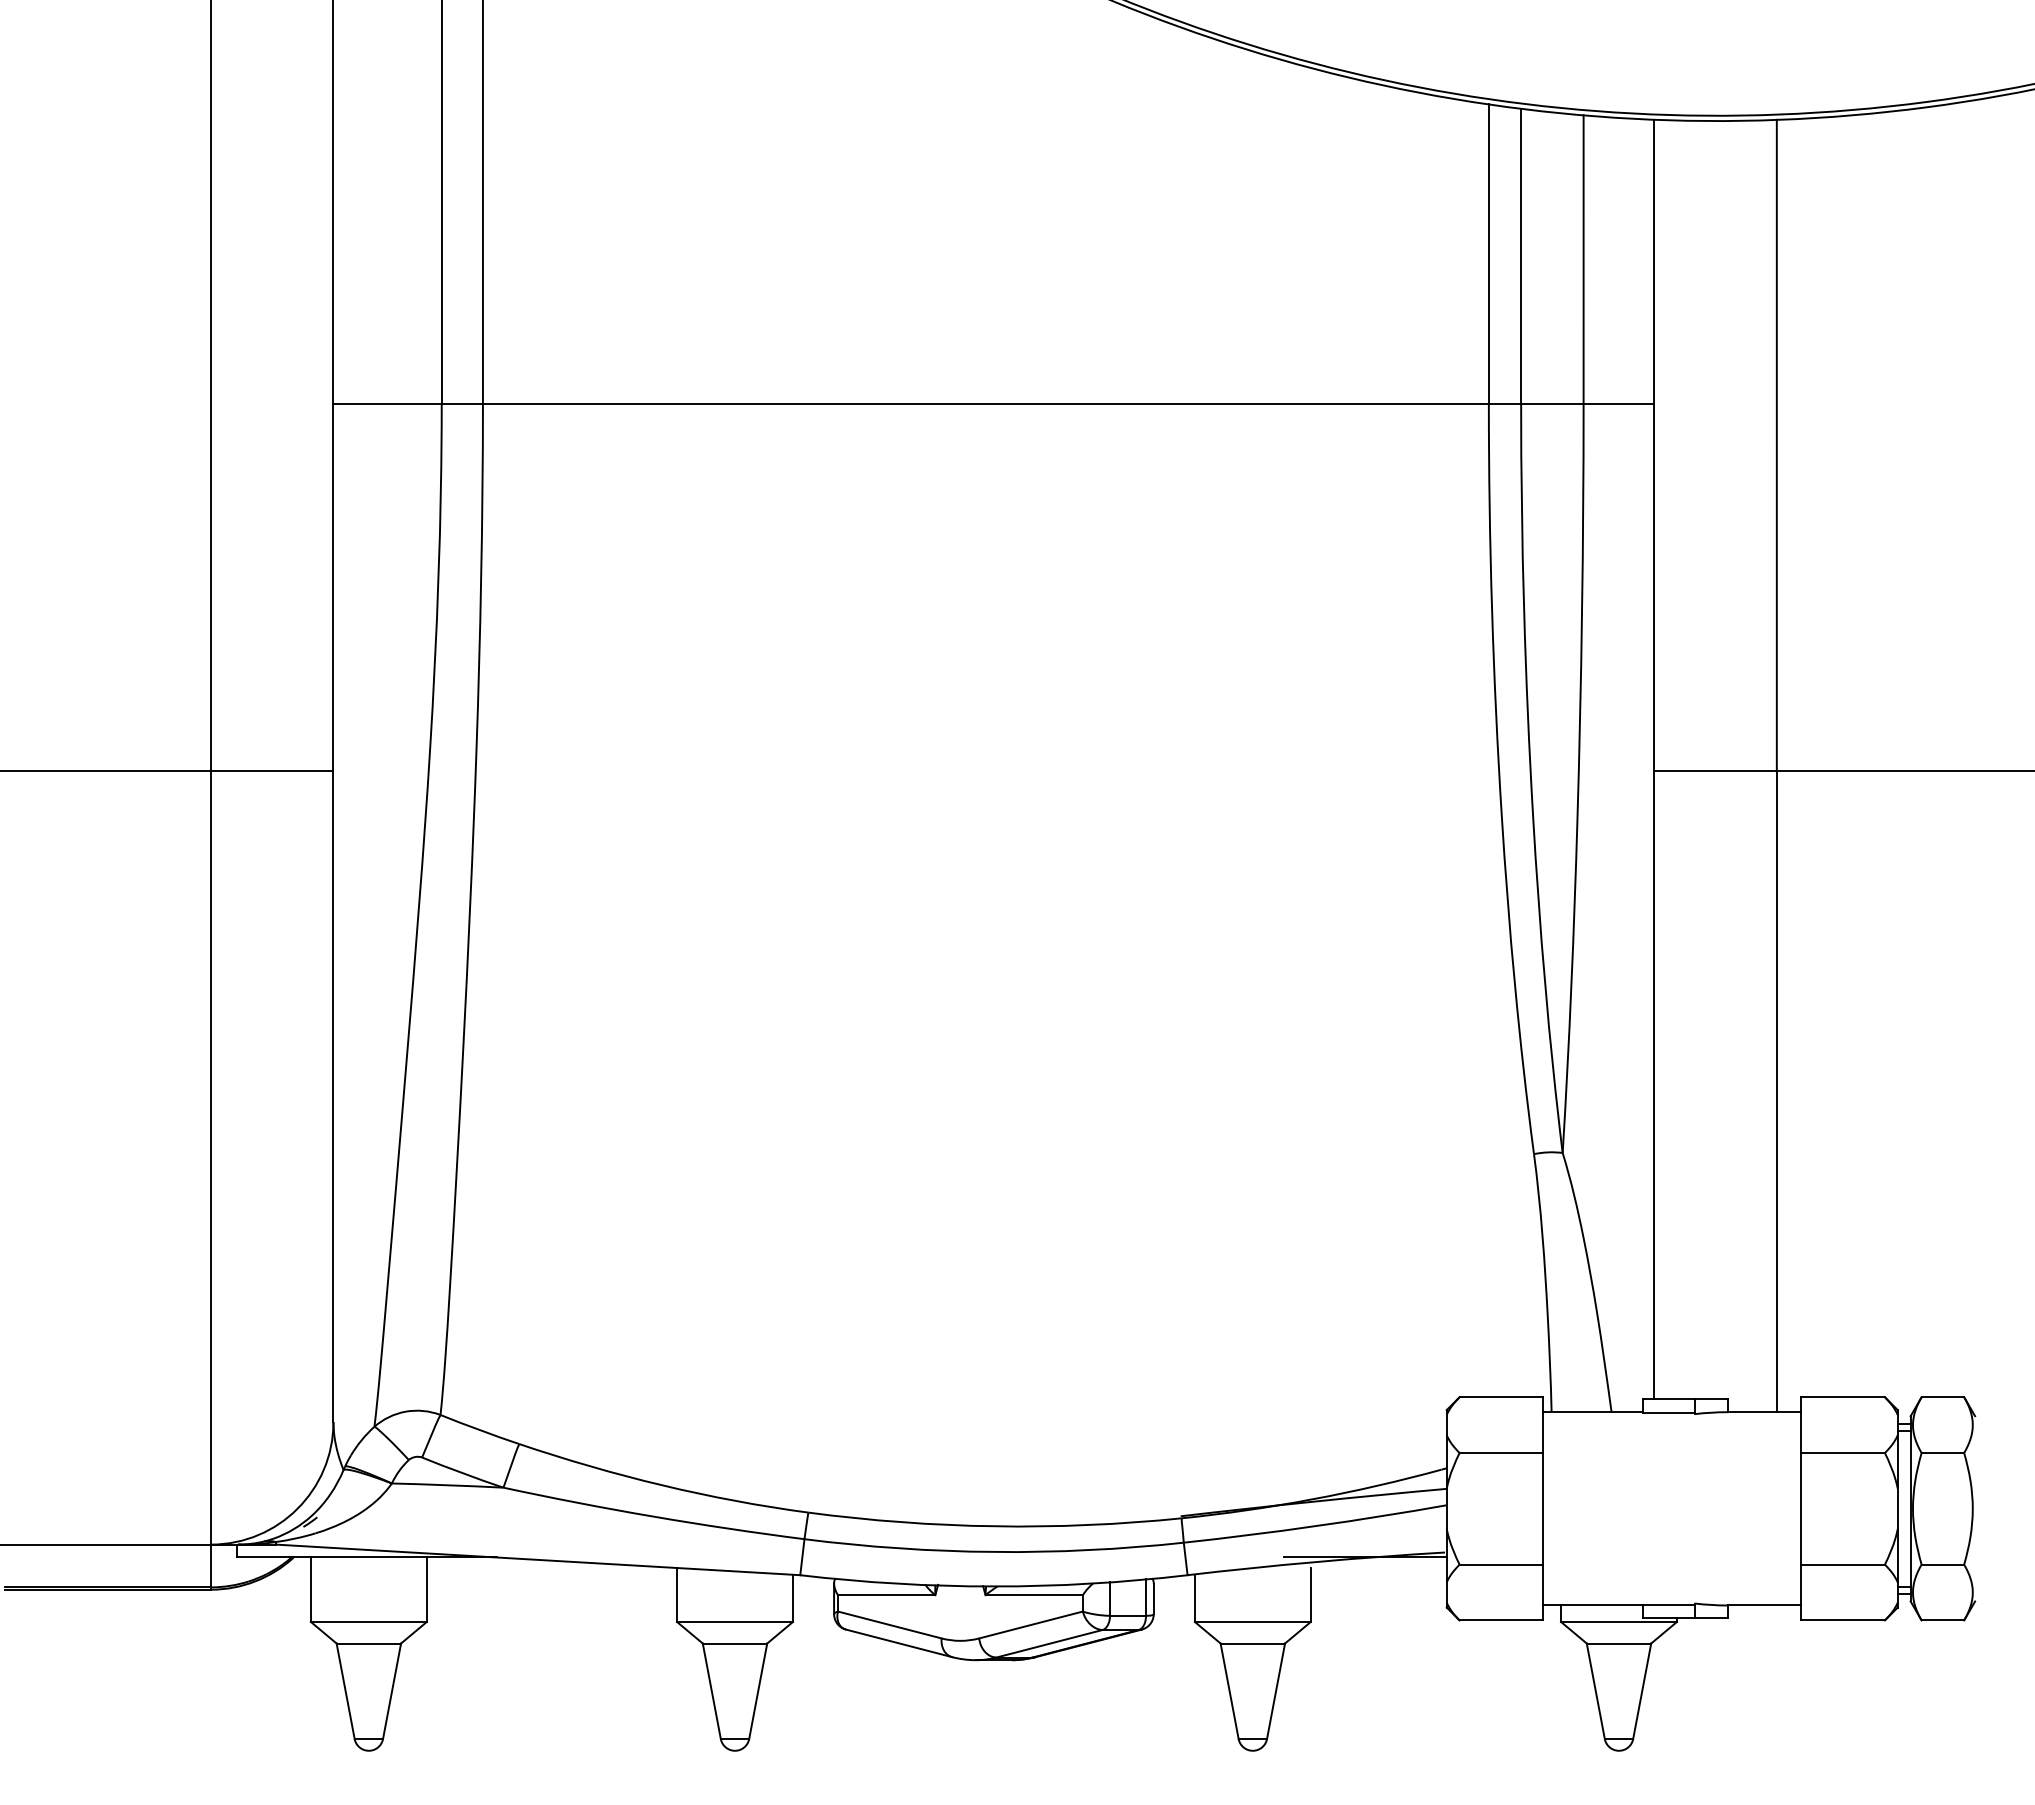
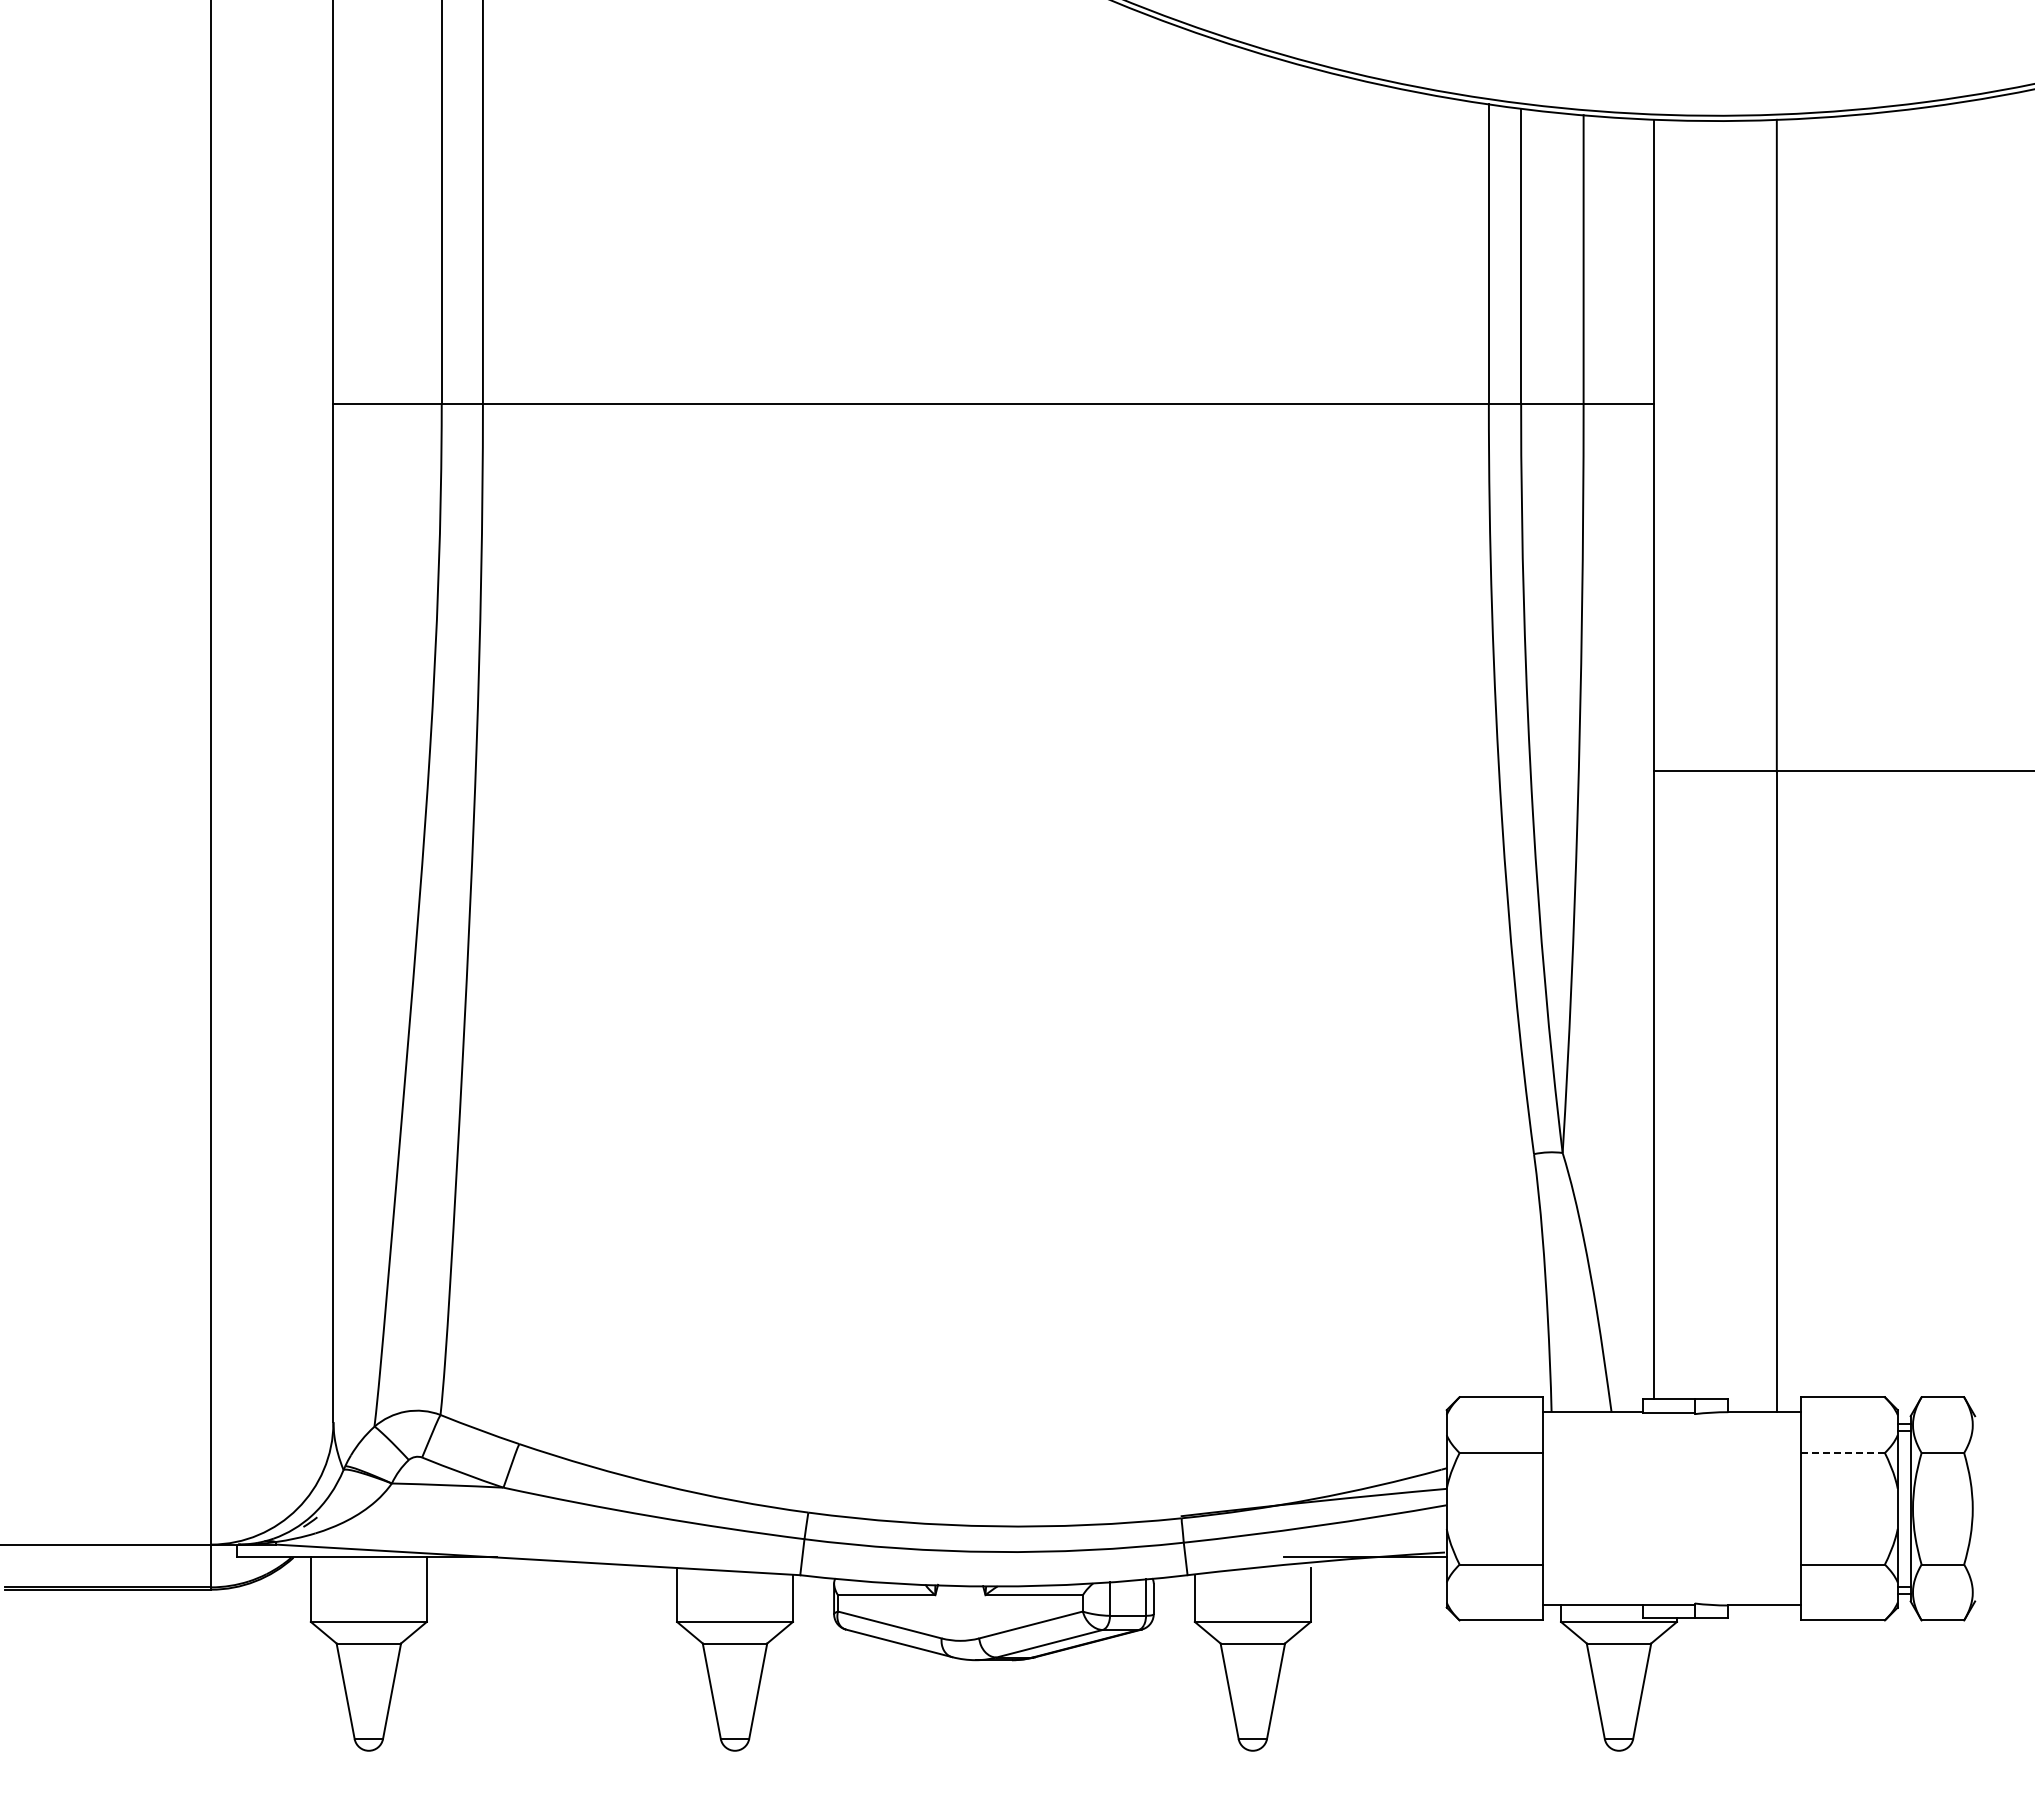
line: present -> none (167, 771)
line: solid -> dashed (1843, 1453)
